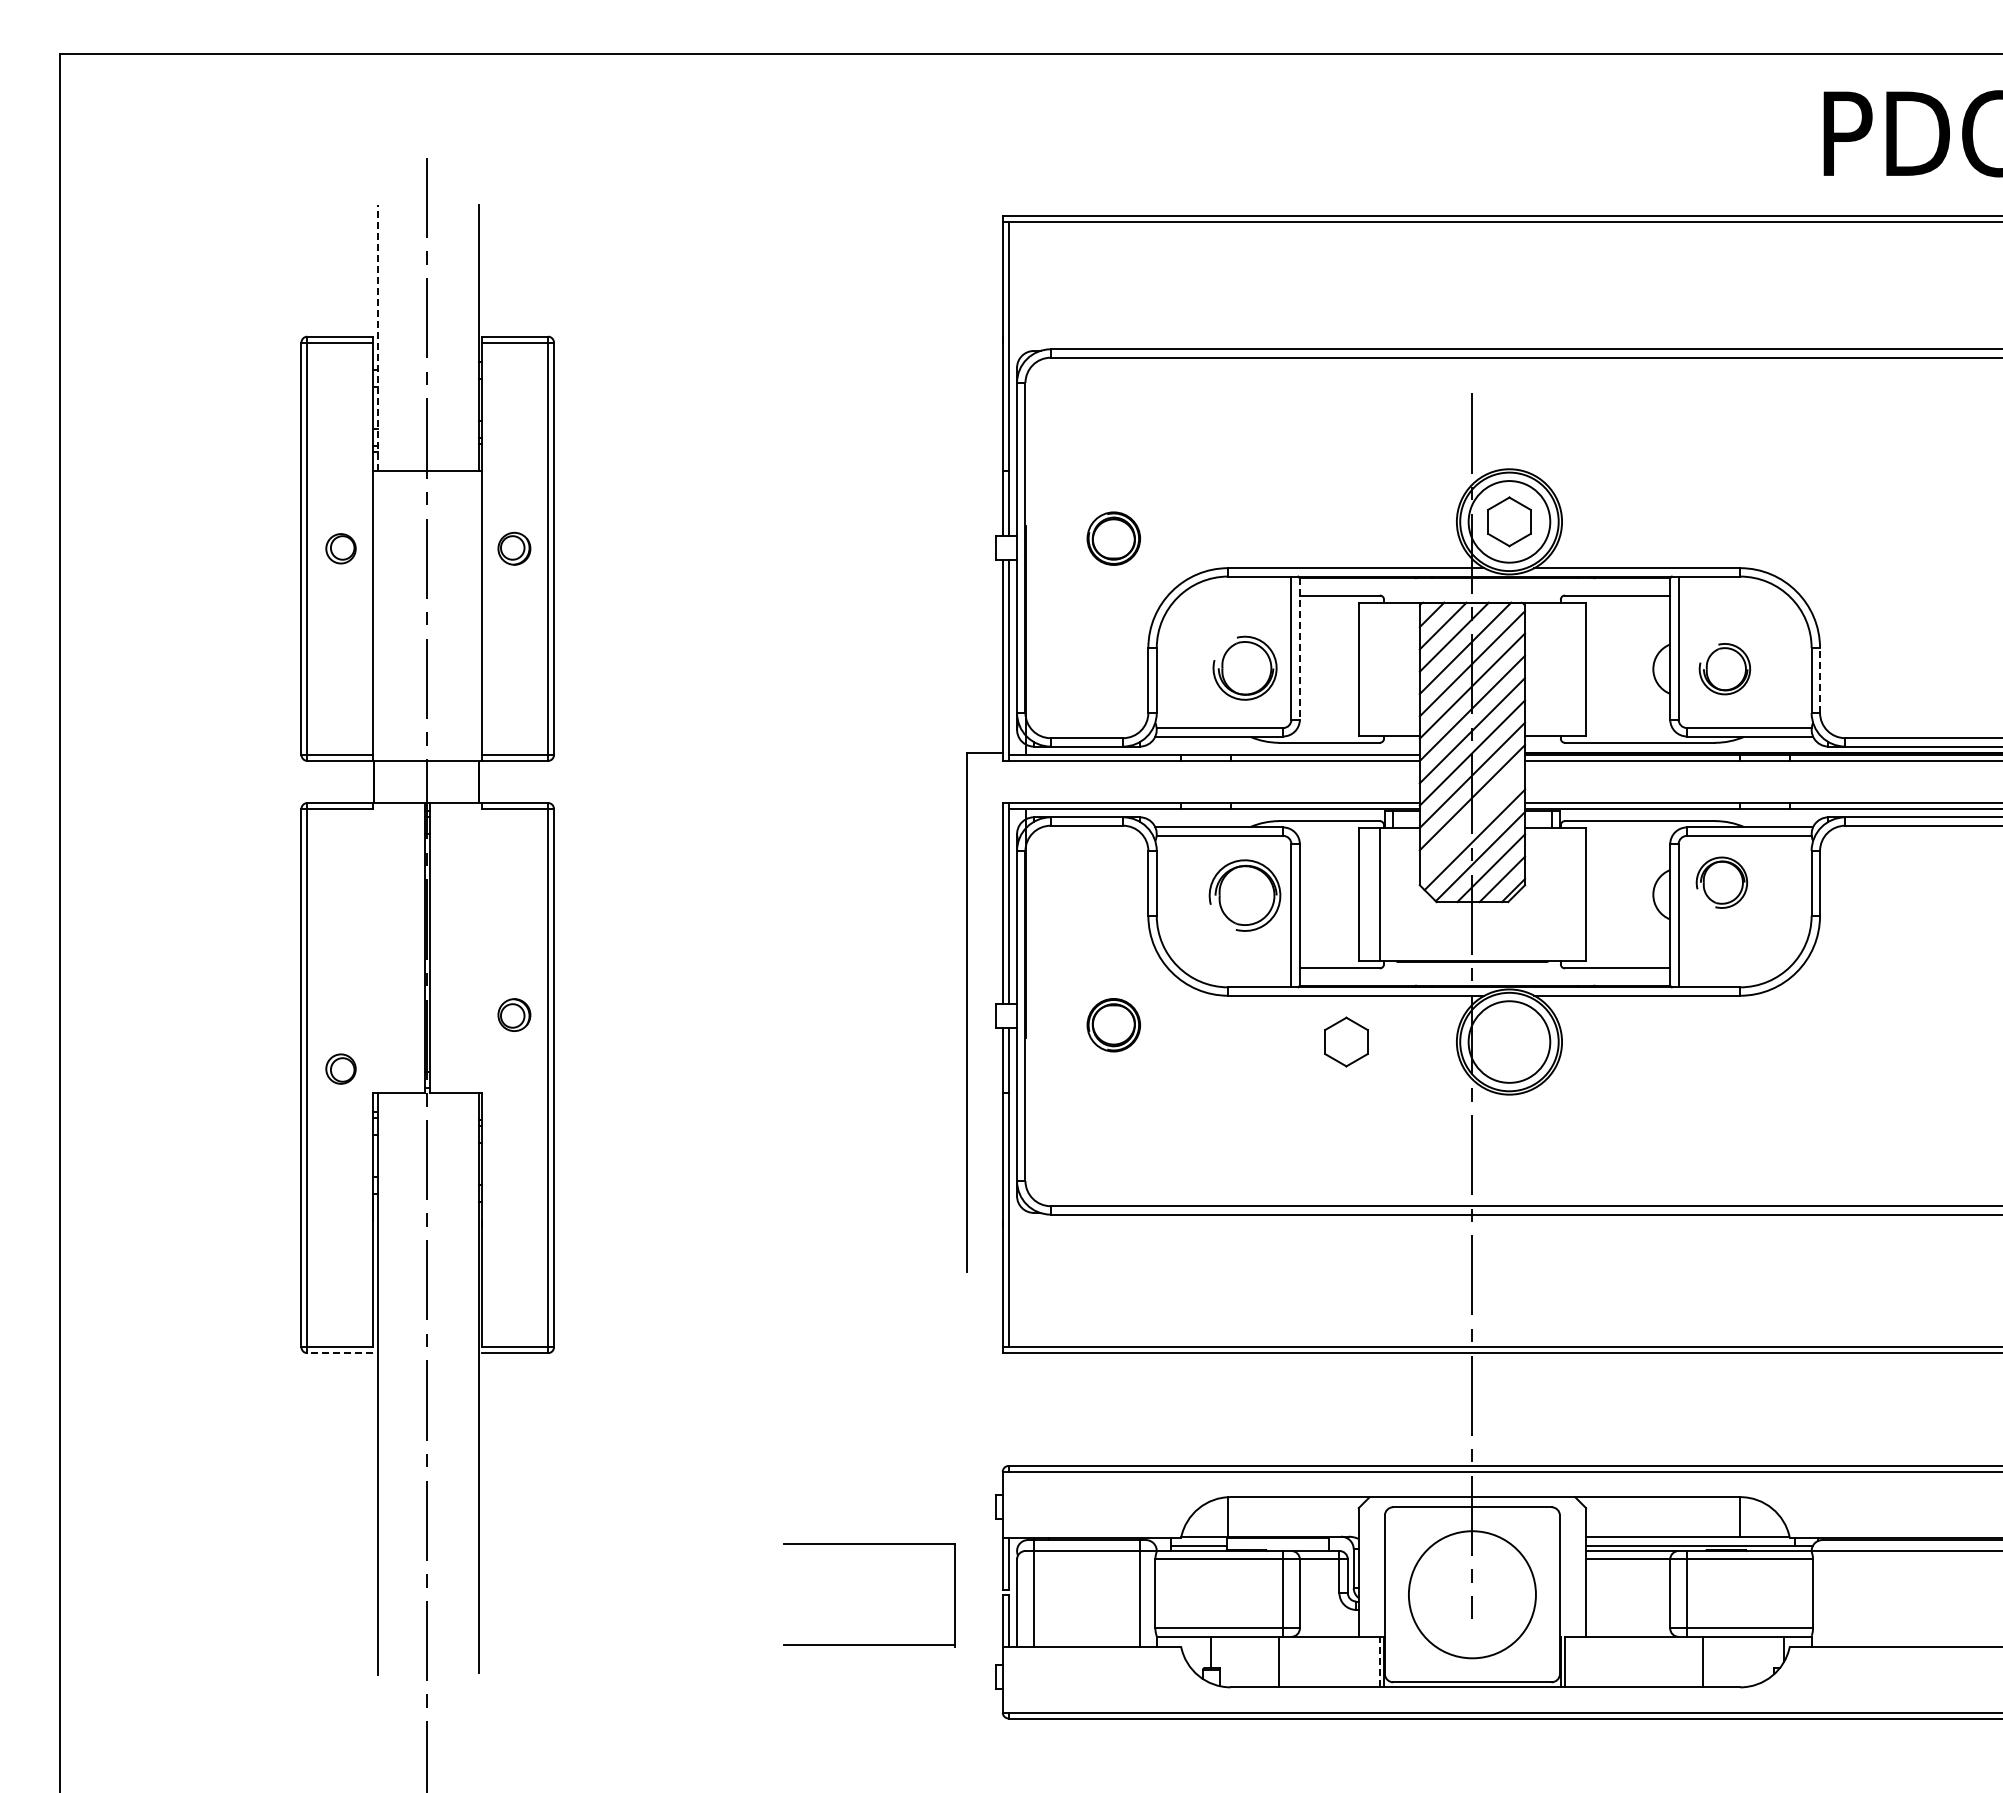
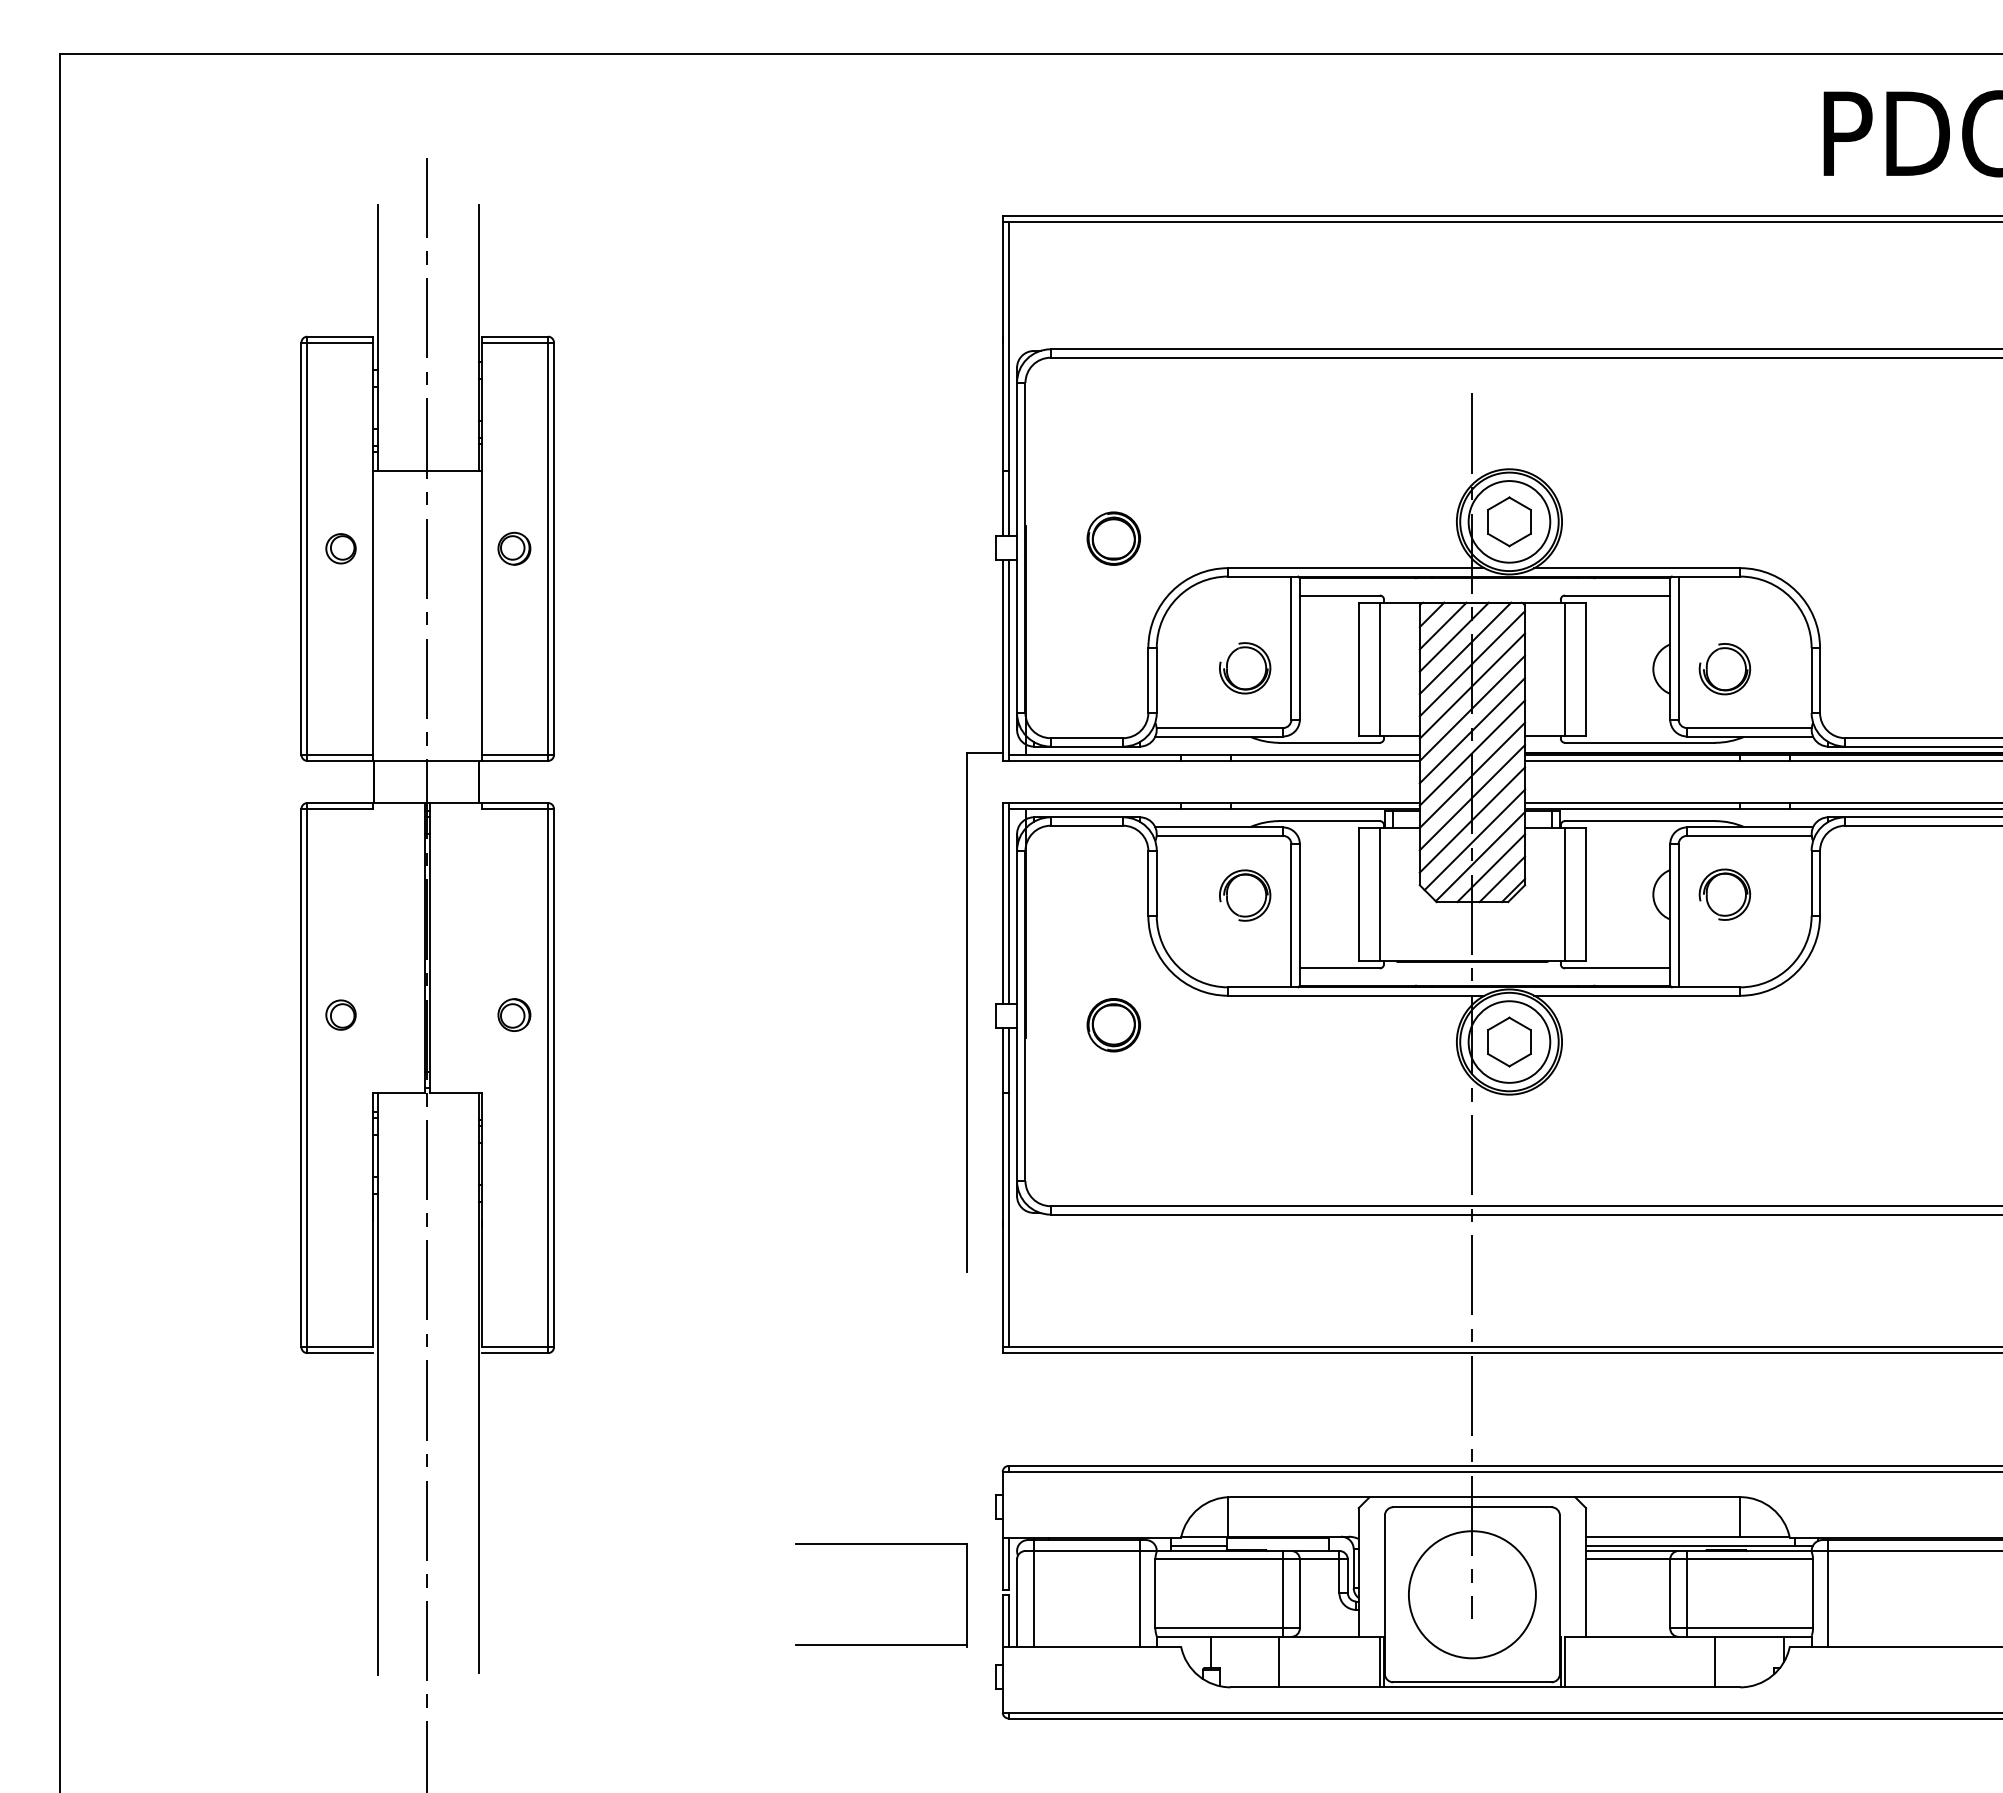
line: dashed -> solid (378, 337)
line: dashed -> solid (1299, 648)
part size: 66x66 px -> 53x53 px (1245, 668)
line: none -> present (1379, 668)
line: none -> present (1565, 668)
line: dashed -> solid (1820, 680)
line: none -> present (1472, 819)
part position: (1721, 882) -> (1724, 894) (1724, 894)
line: none -> present (1565, 894)
part size: 74x73 px -> 53x53 px (1245, 895)
part position: (1346, 1041) -> (1509, 1041) (1509, 1041)
part position: (340, 1068) -> (340, 1014) (340, 1014)
line: dashed -> solid (340, 1353)
line: none -> present (1828, 1593)
part position: (869, 1644) -> (881, 1644) (881, 1644)
line: dashed -> solid (1379, 1661)
line position: (1703, 1661) -> (1715, 1661) (1715, 1661)
